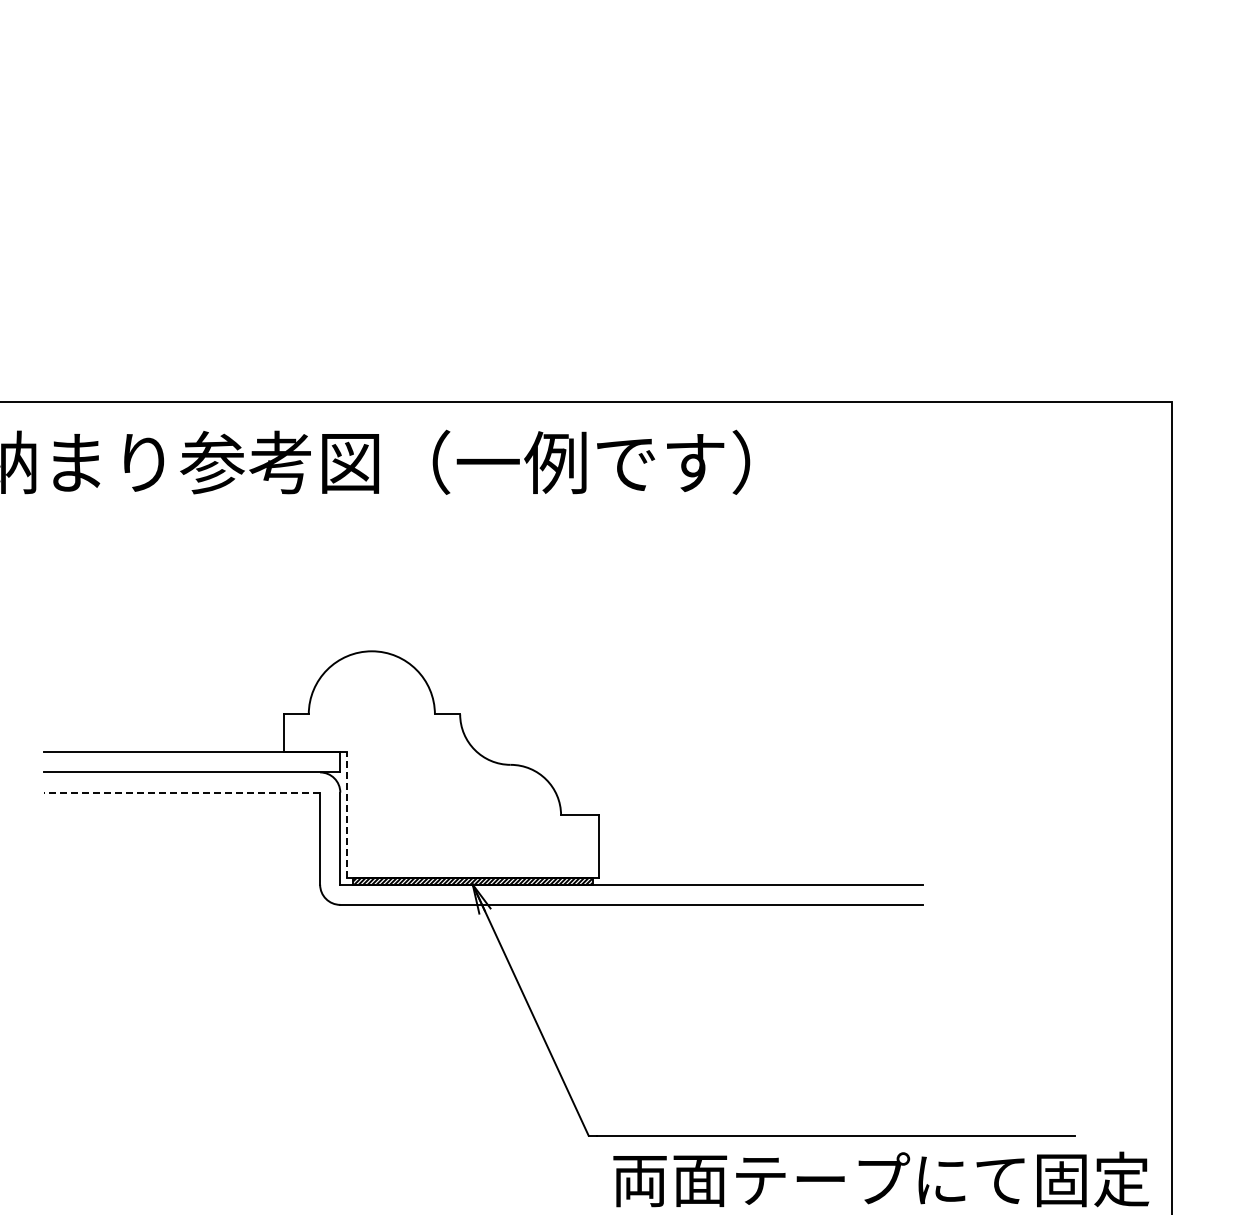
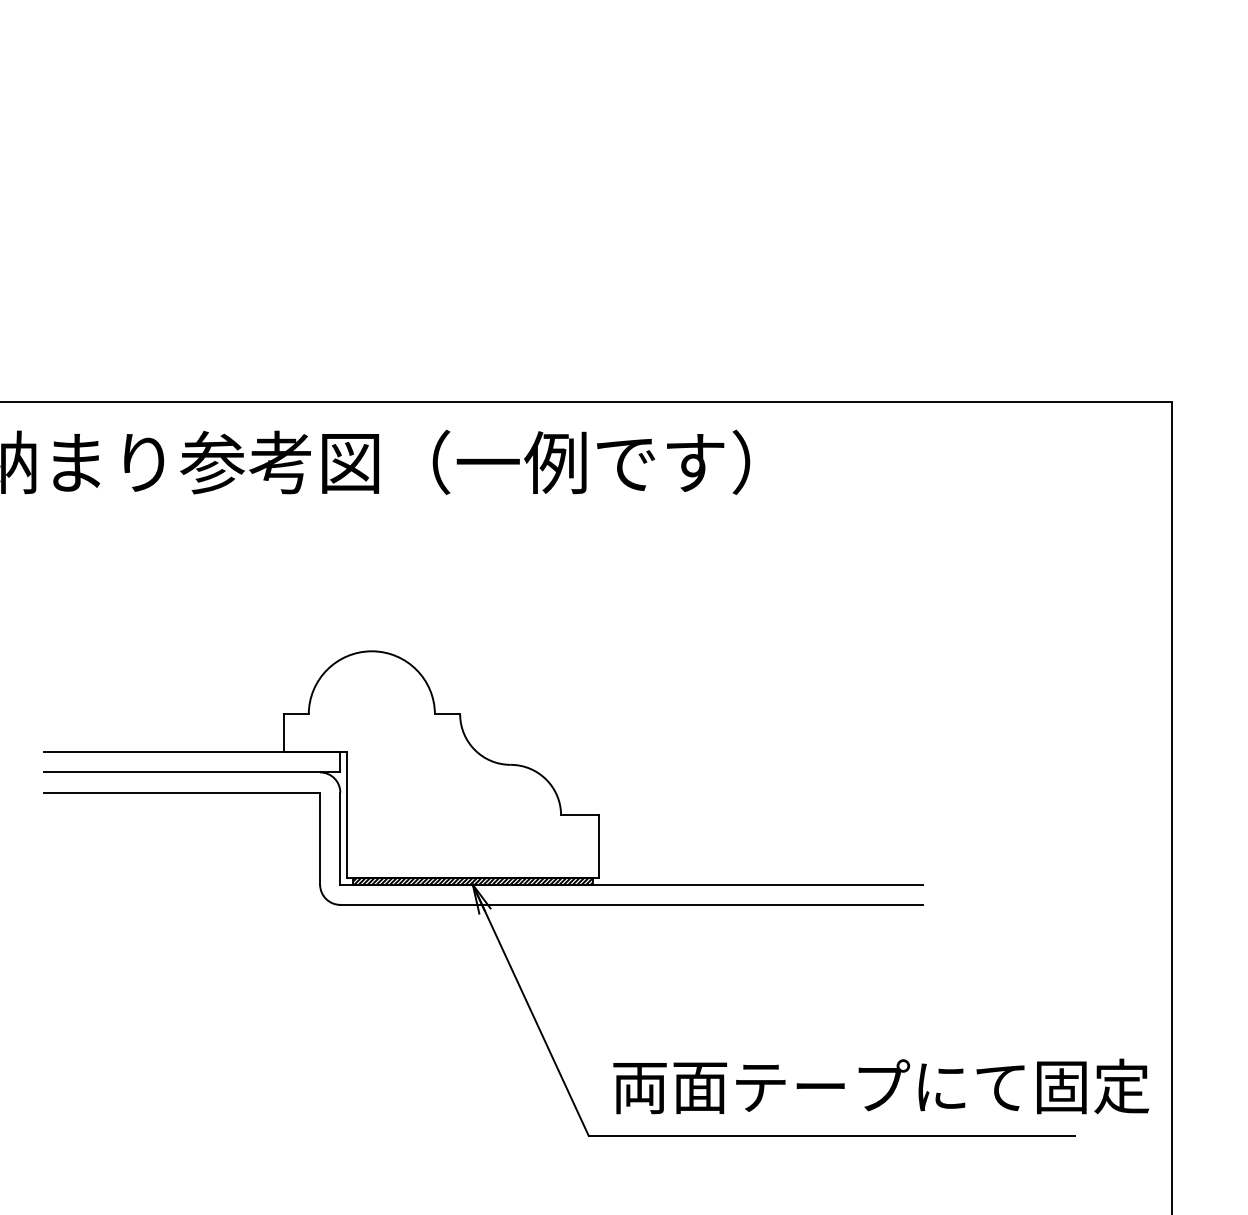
line: dashed -> solid (181, 792)
line: dashed -> solid (346, 814)
text position: (881, 1179) -> (881, 1086) (881, 1086)
